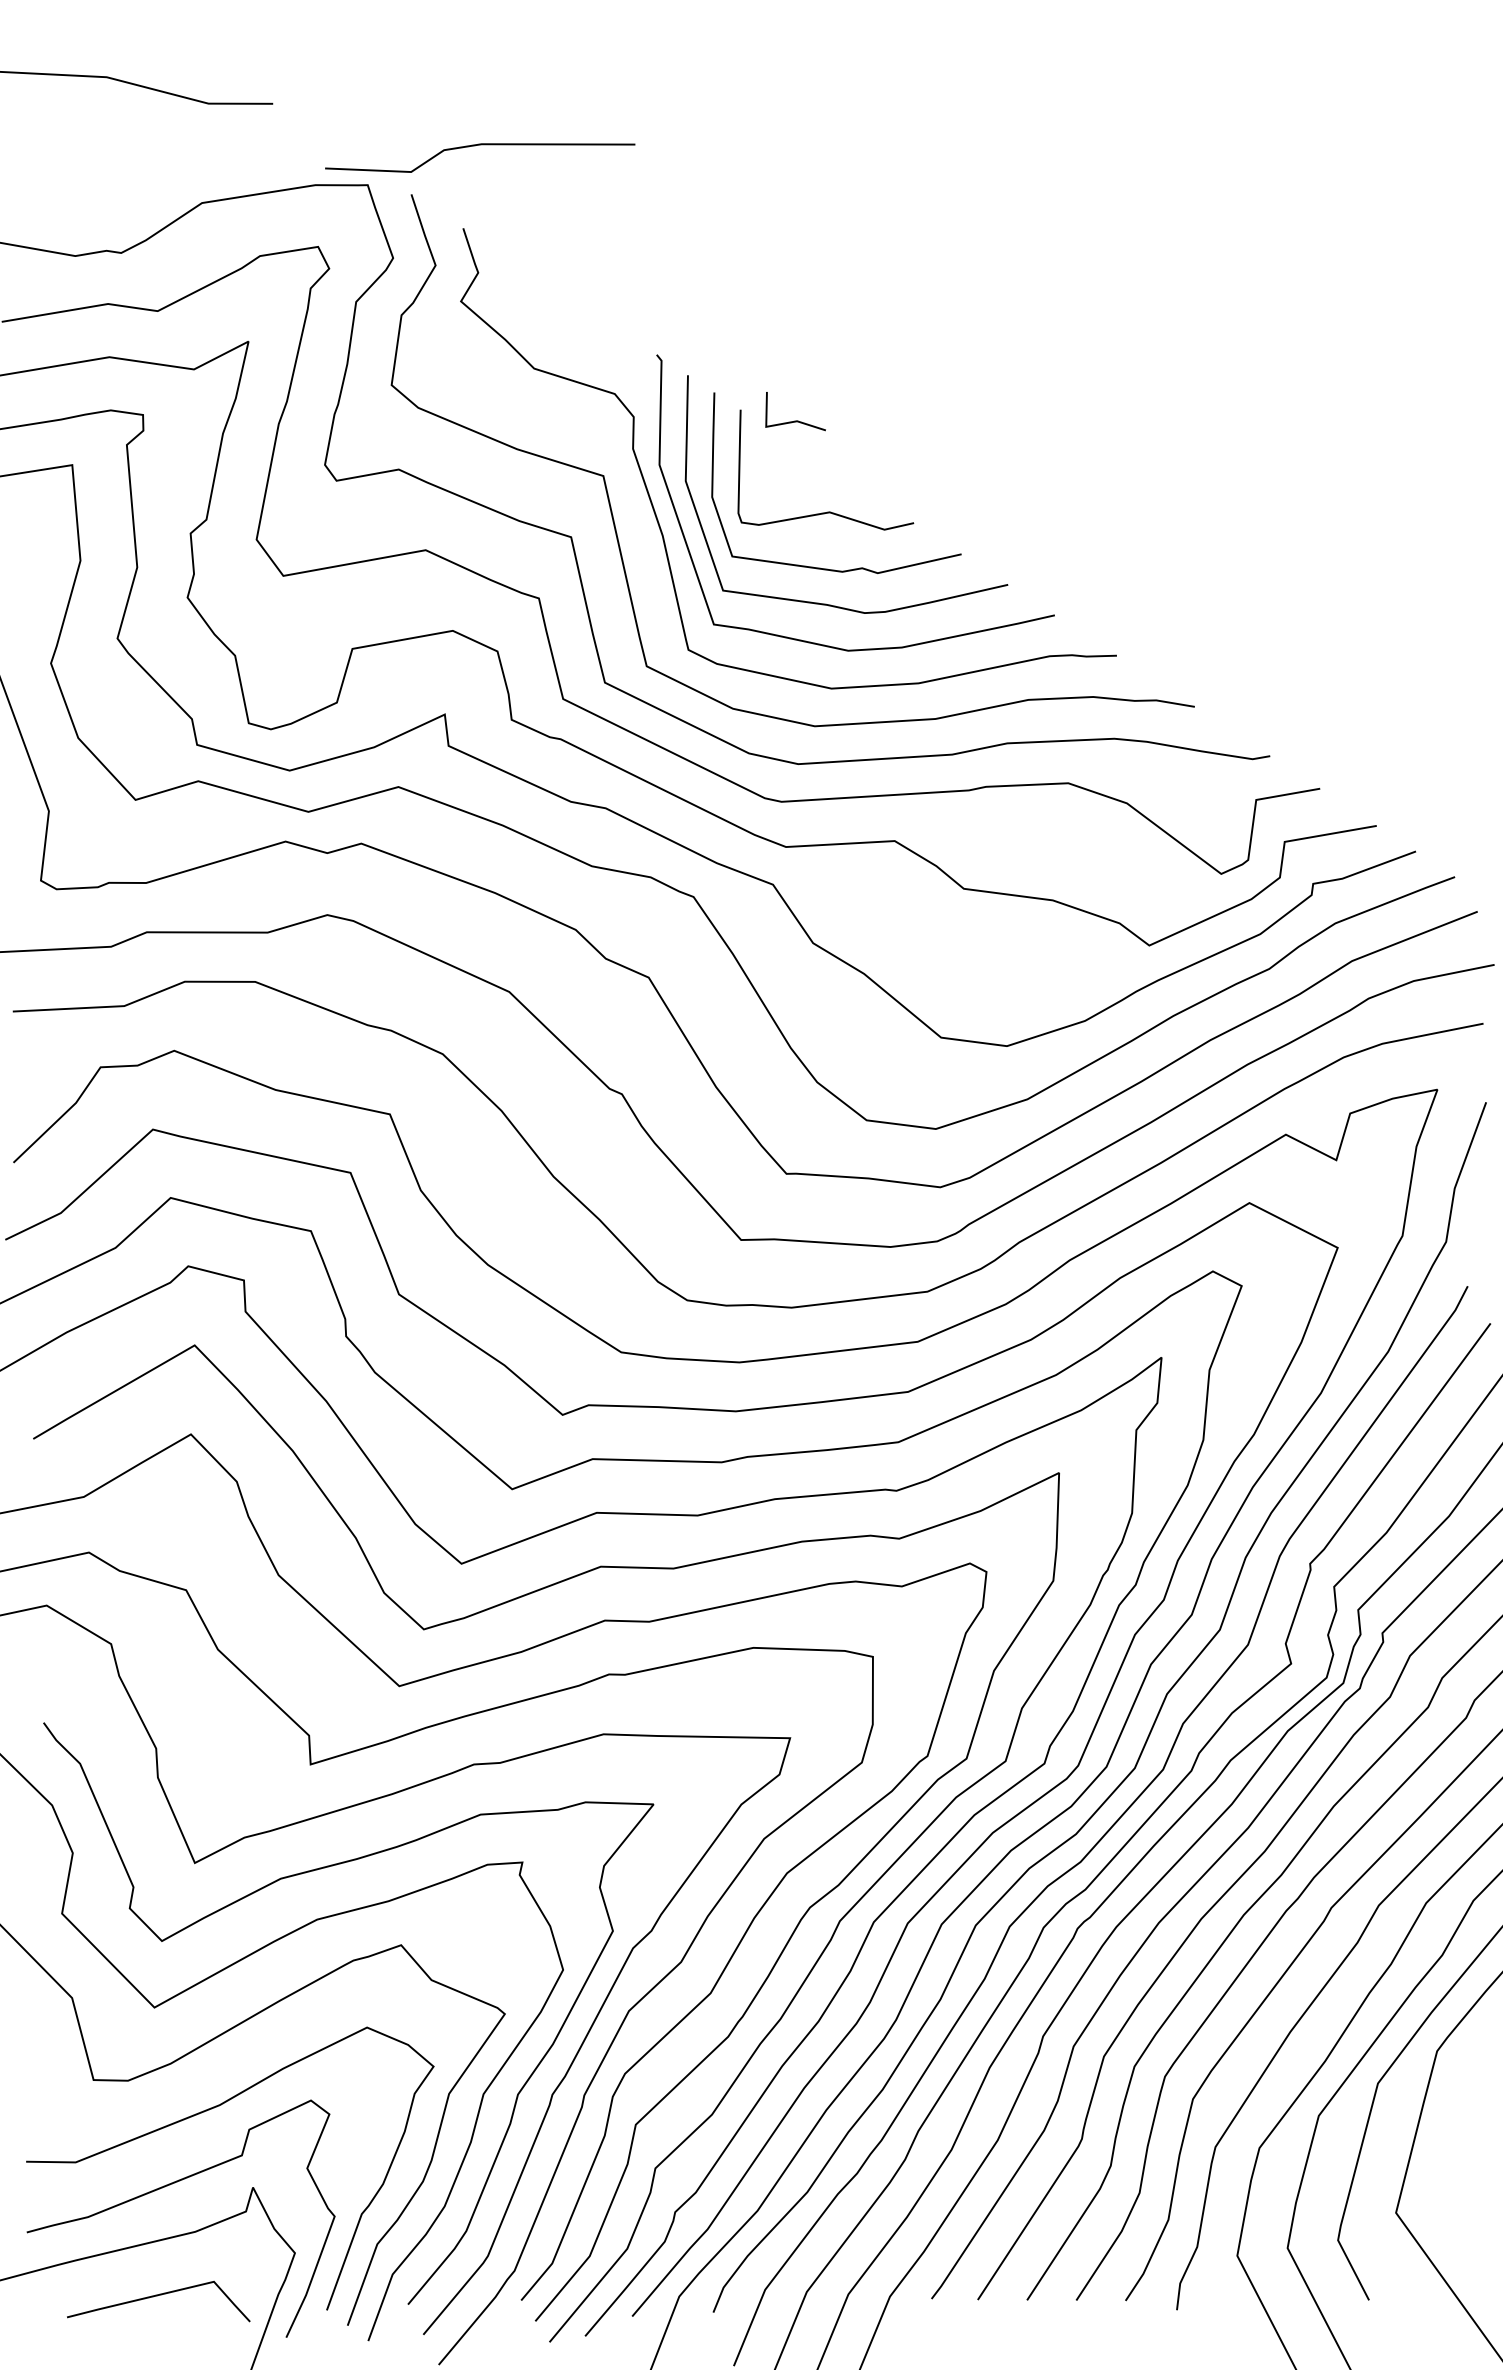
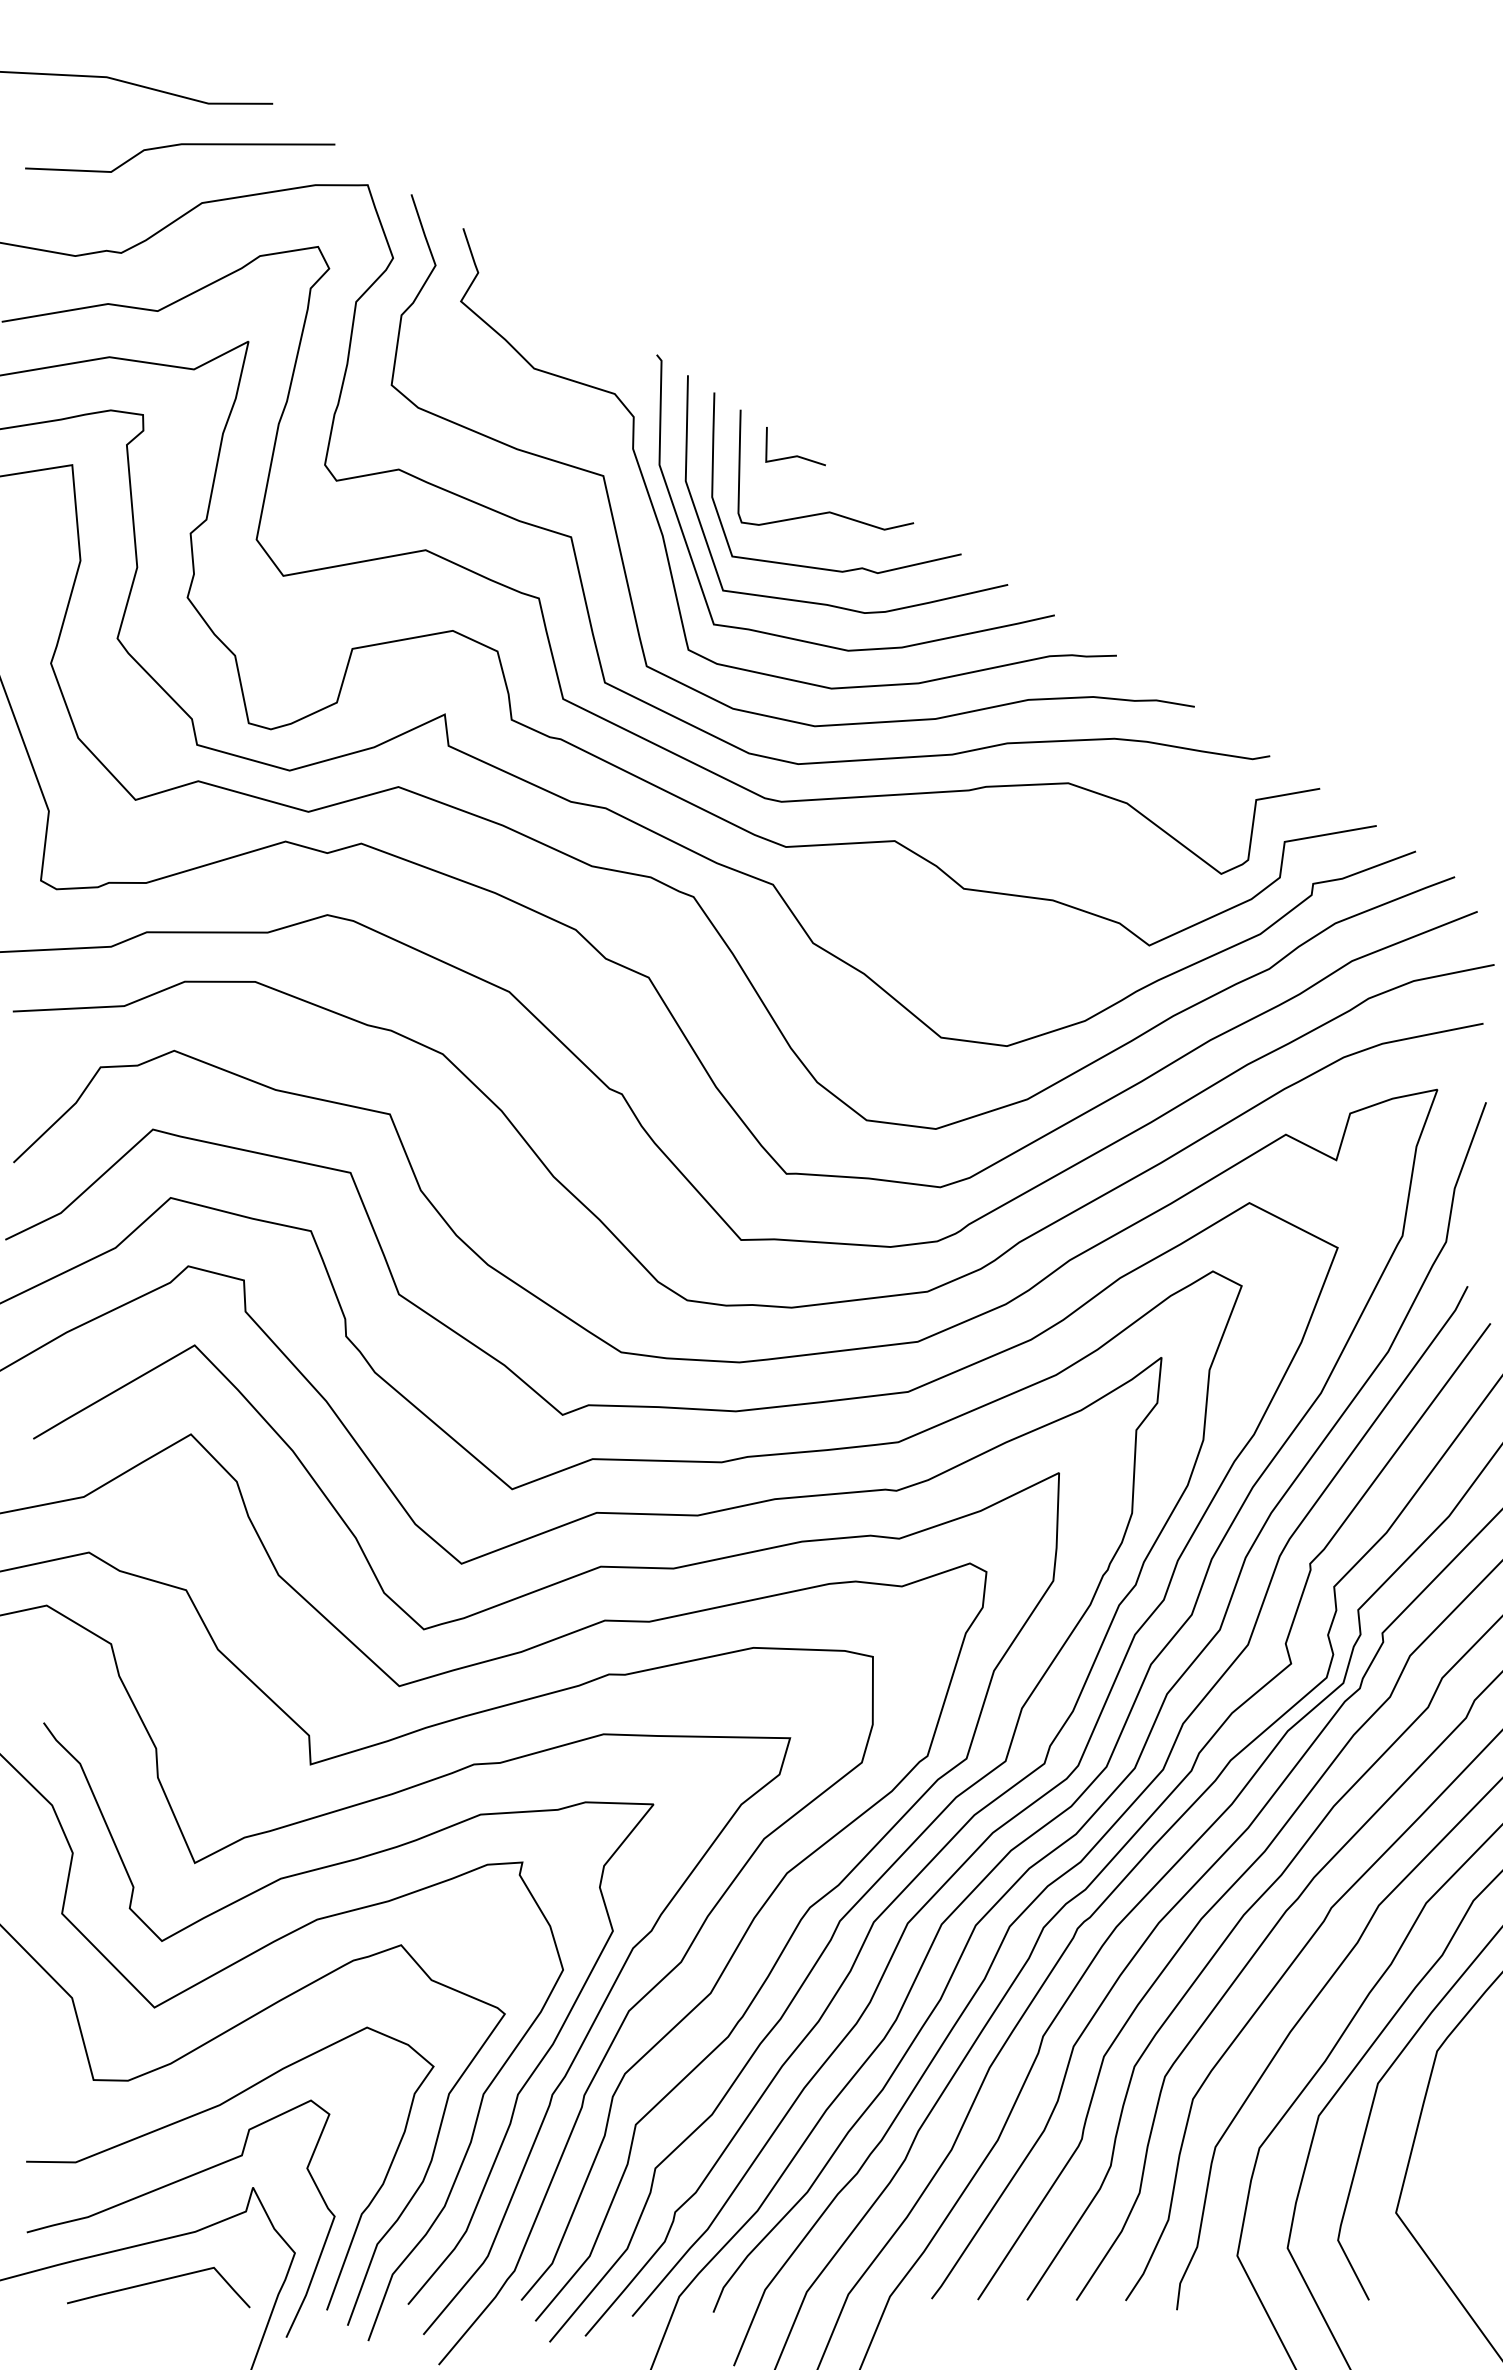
line position: (480, 145) -> (180, 145) (180, 145)
line position: (795, 420) -> (795, 455) (795, 455)
line position: (157, 2296) -> (157, 2282) (157, 2282)
